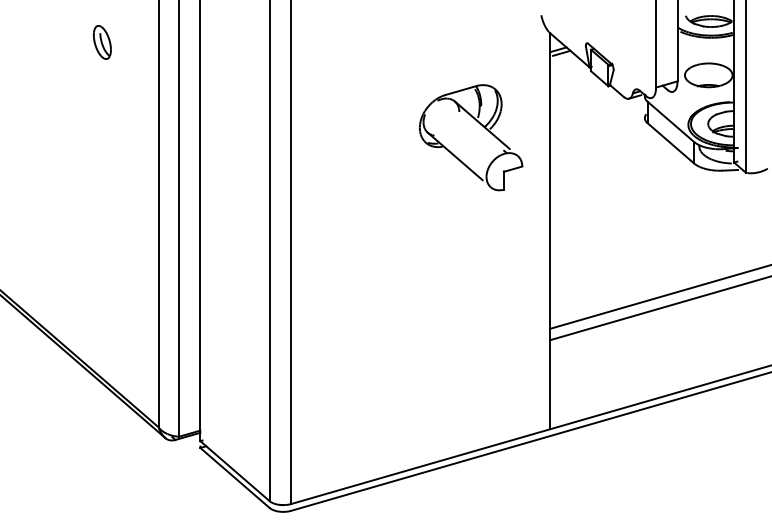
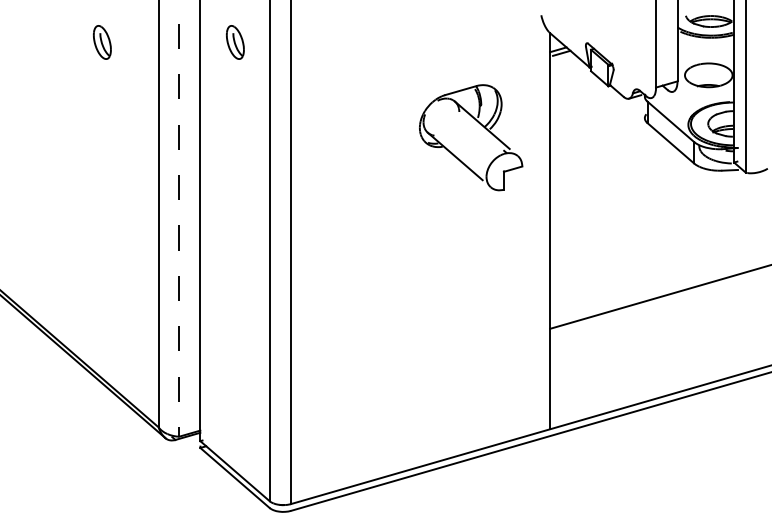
part: none -> present (235, 42)
line: solid -> dashed (179, 218)
line: present -> none (659, 308)
